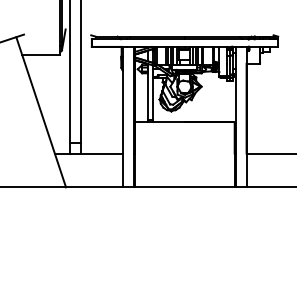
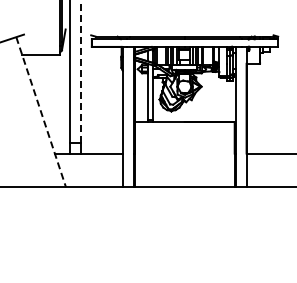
line: solid -> dashed (81, 70)
line: solid -> dashed (41, 112)
